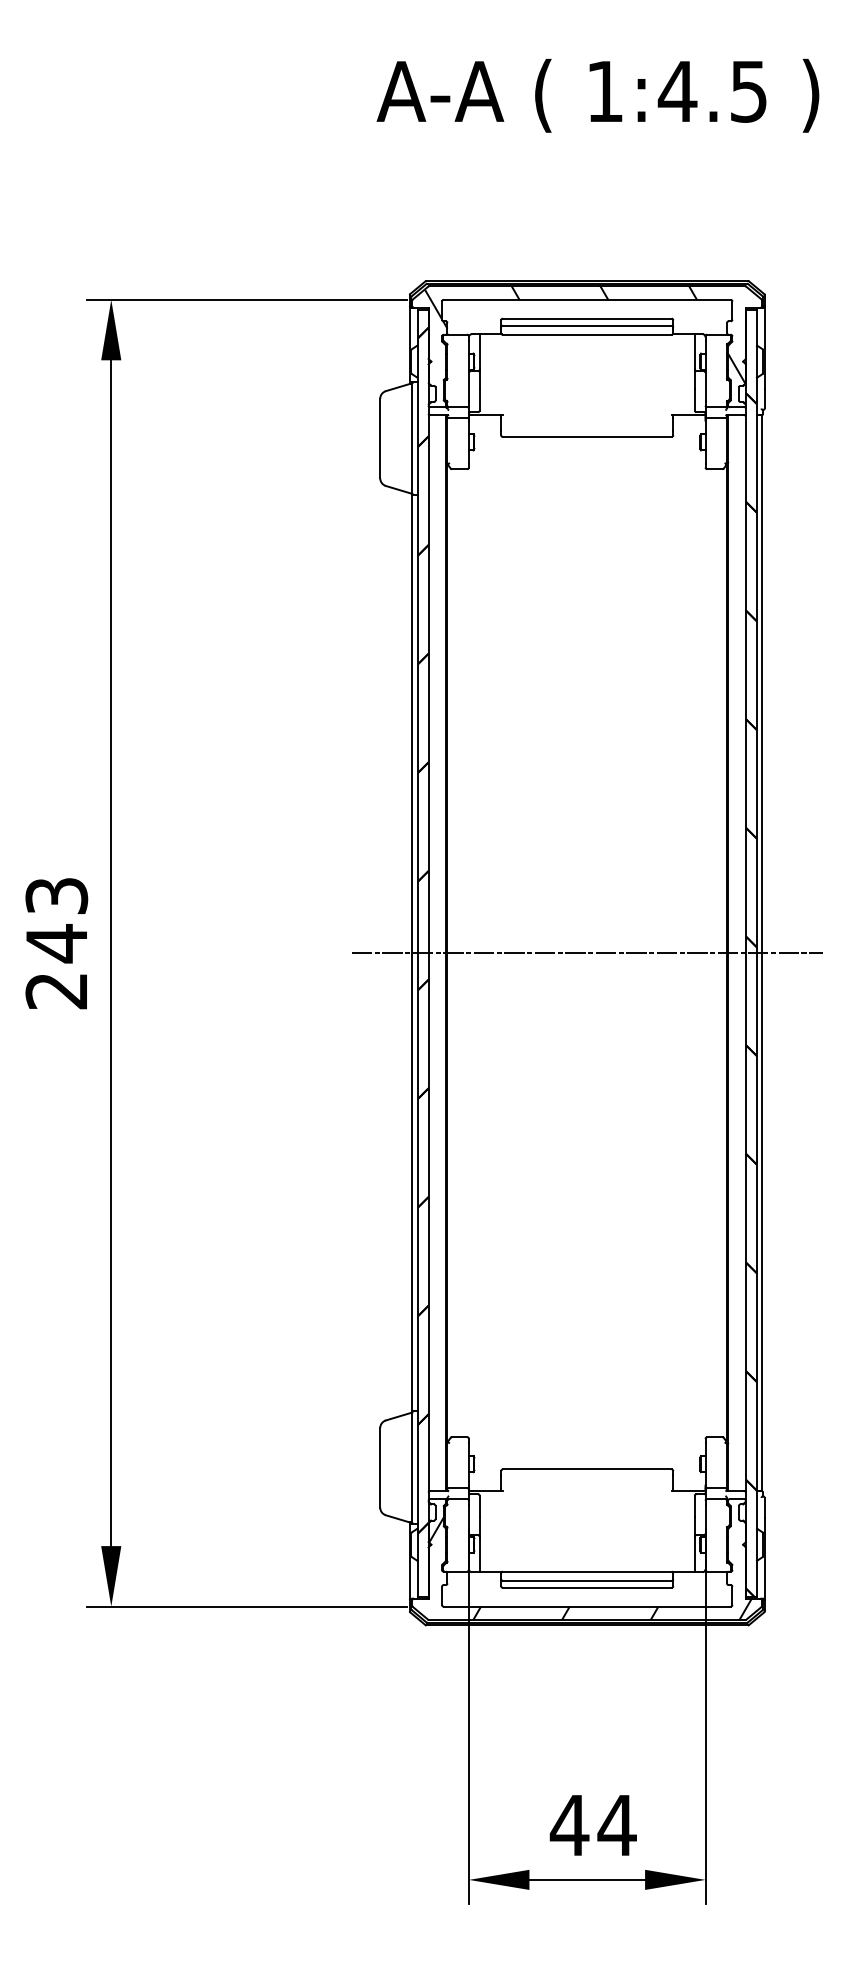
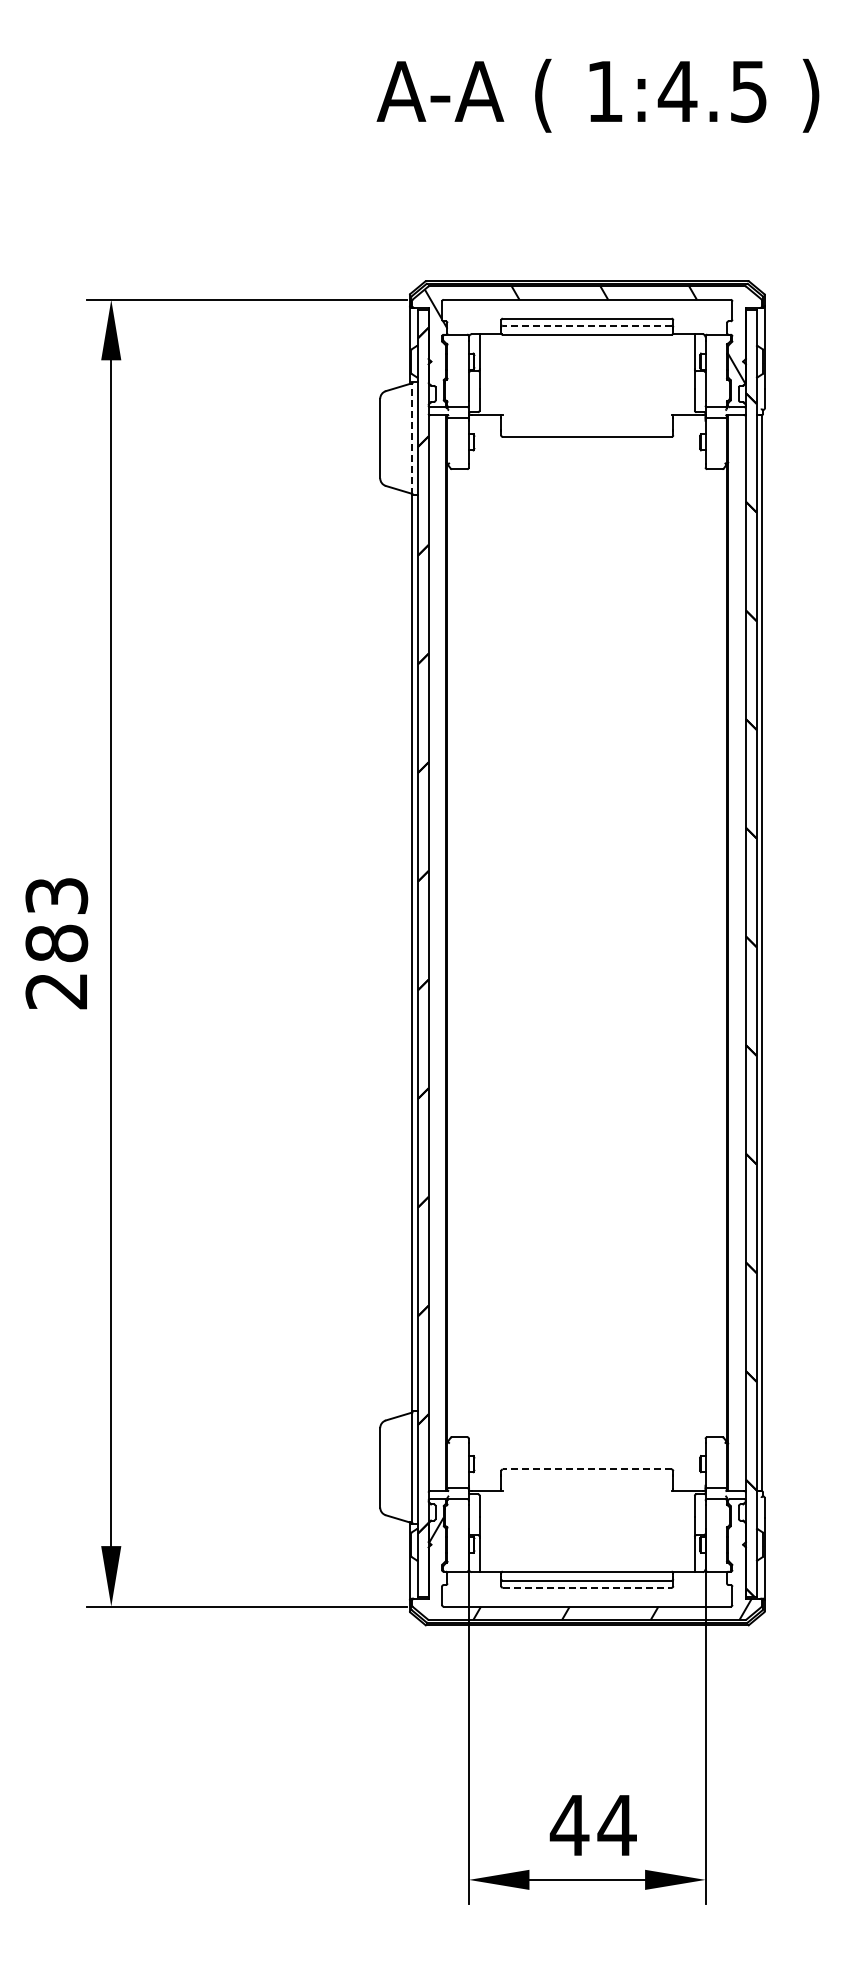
line: solid -> dashed (586, 325)
line: solid -> dashed (412, 438)
text: 243 -> 283 (56, 943)
line: present -> none (586, 953)
line: solid -> dashed (586, 1469)
line: solid -> dashed (587, 1587)
